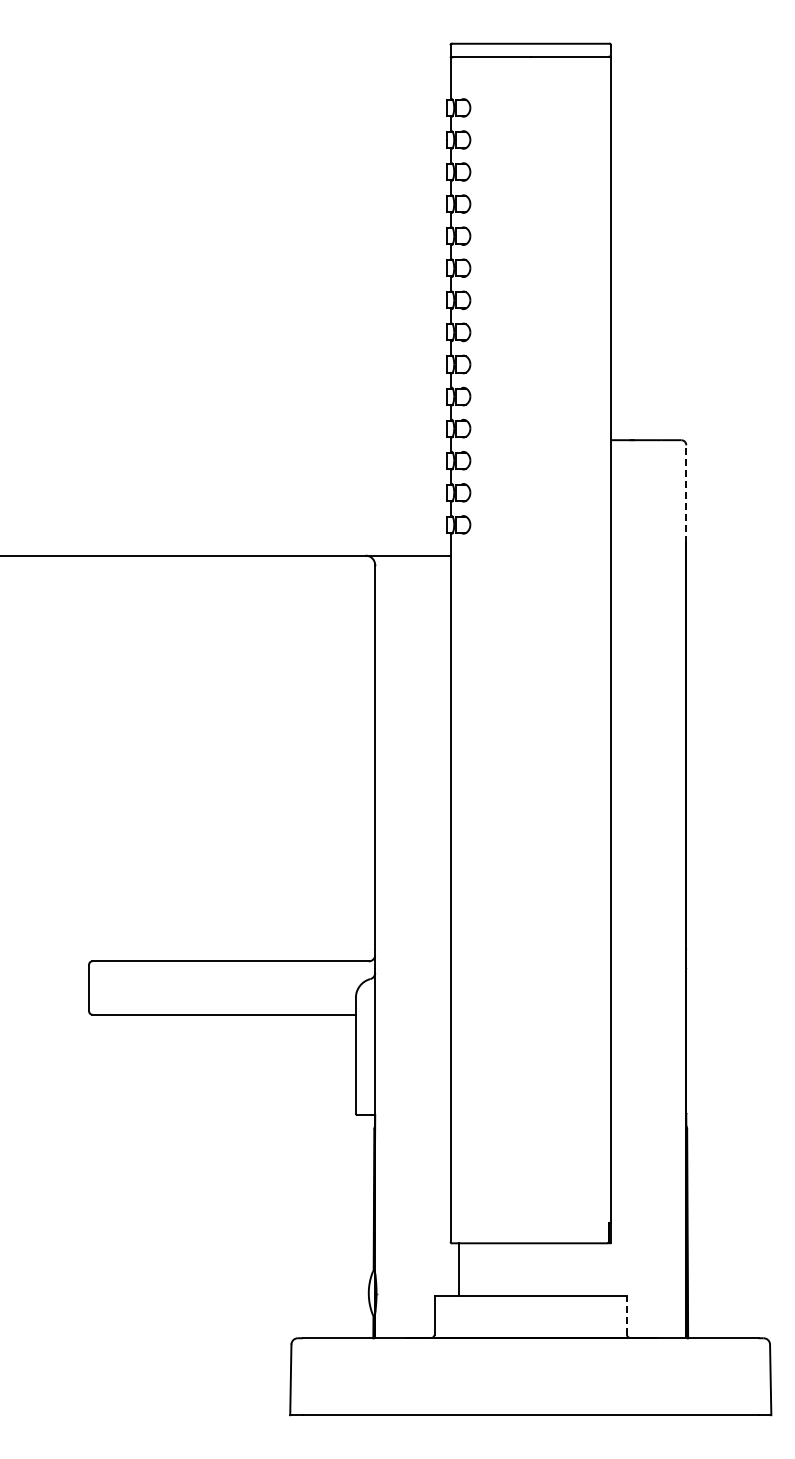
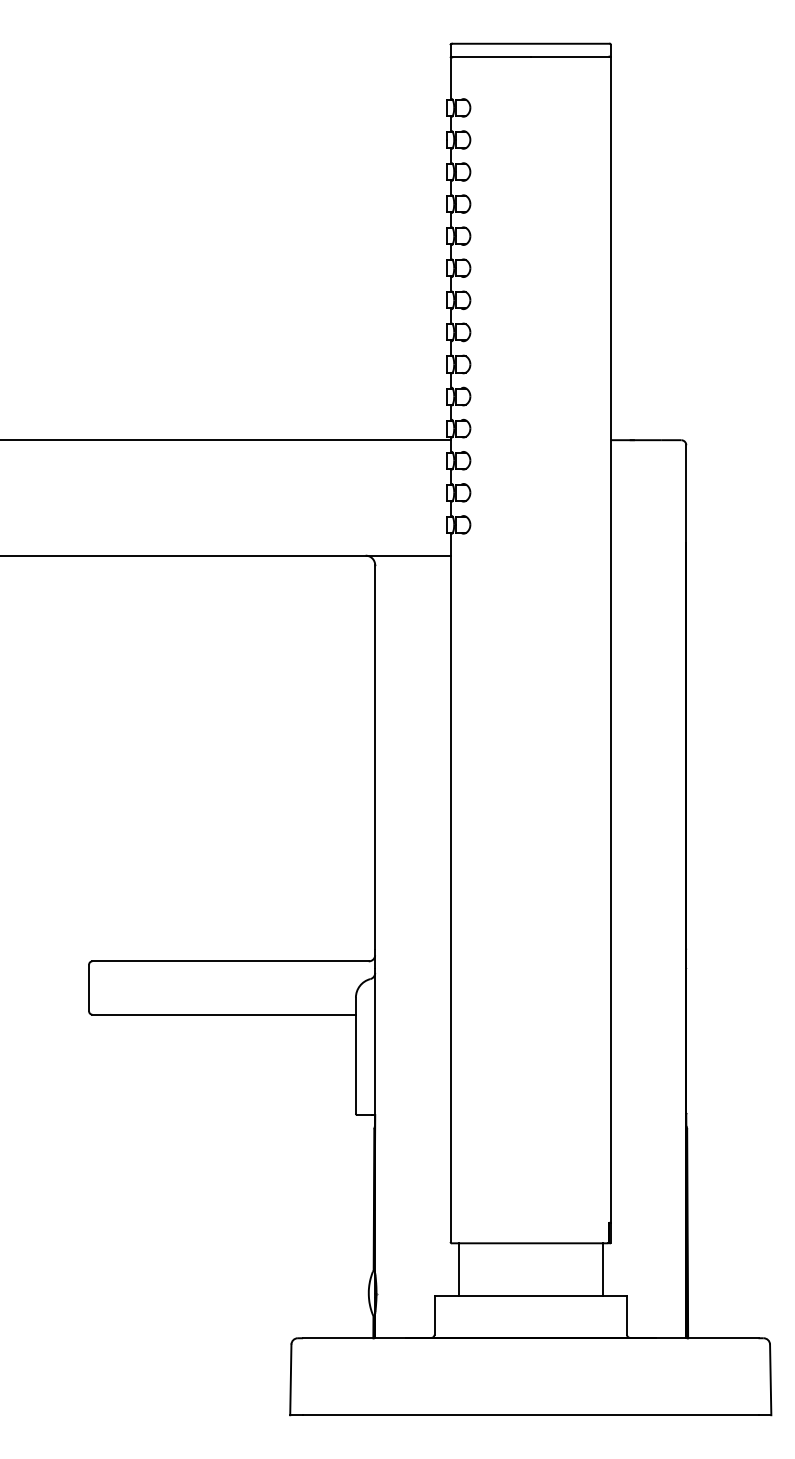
line: none -> present (226, 440)
line: dashed -> solid (686, 493)
line: none -> present (602, 1269)
line: dashed -> solid (627, 1314)
